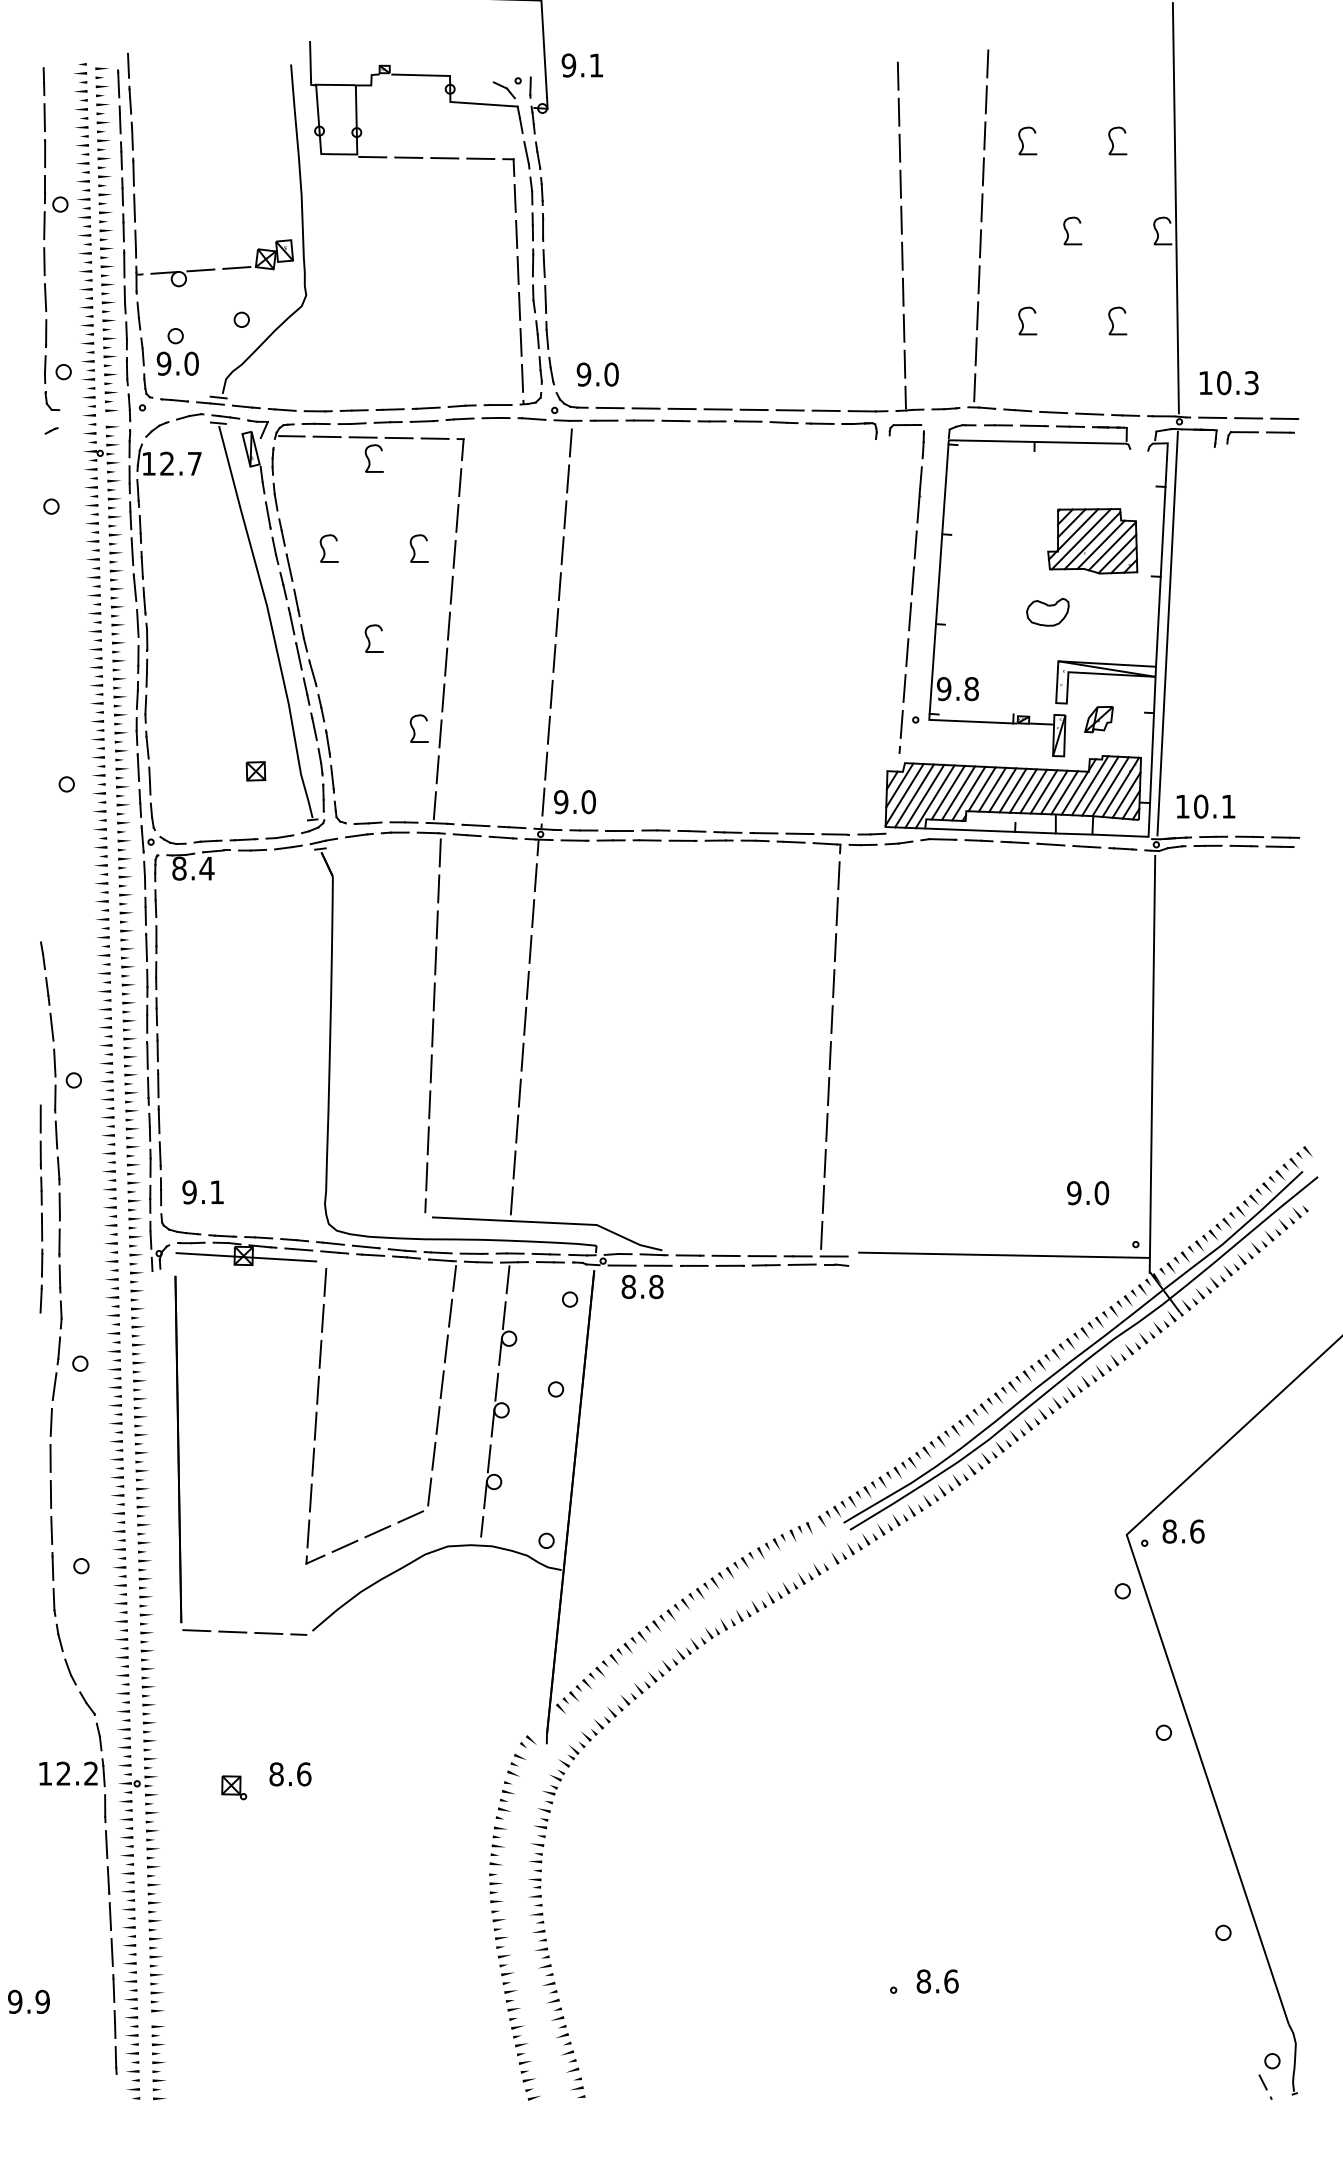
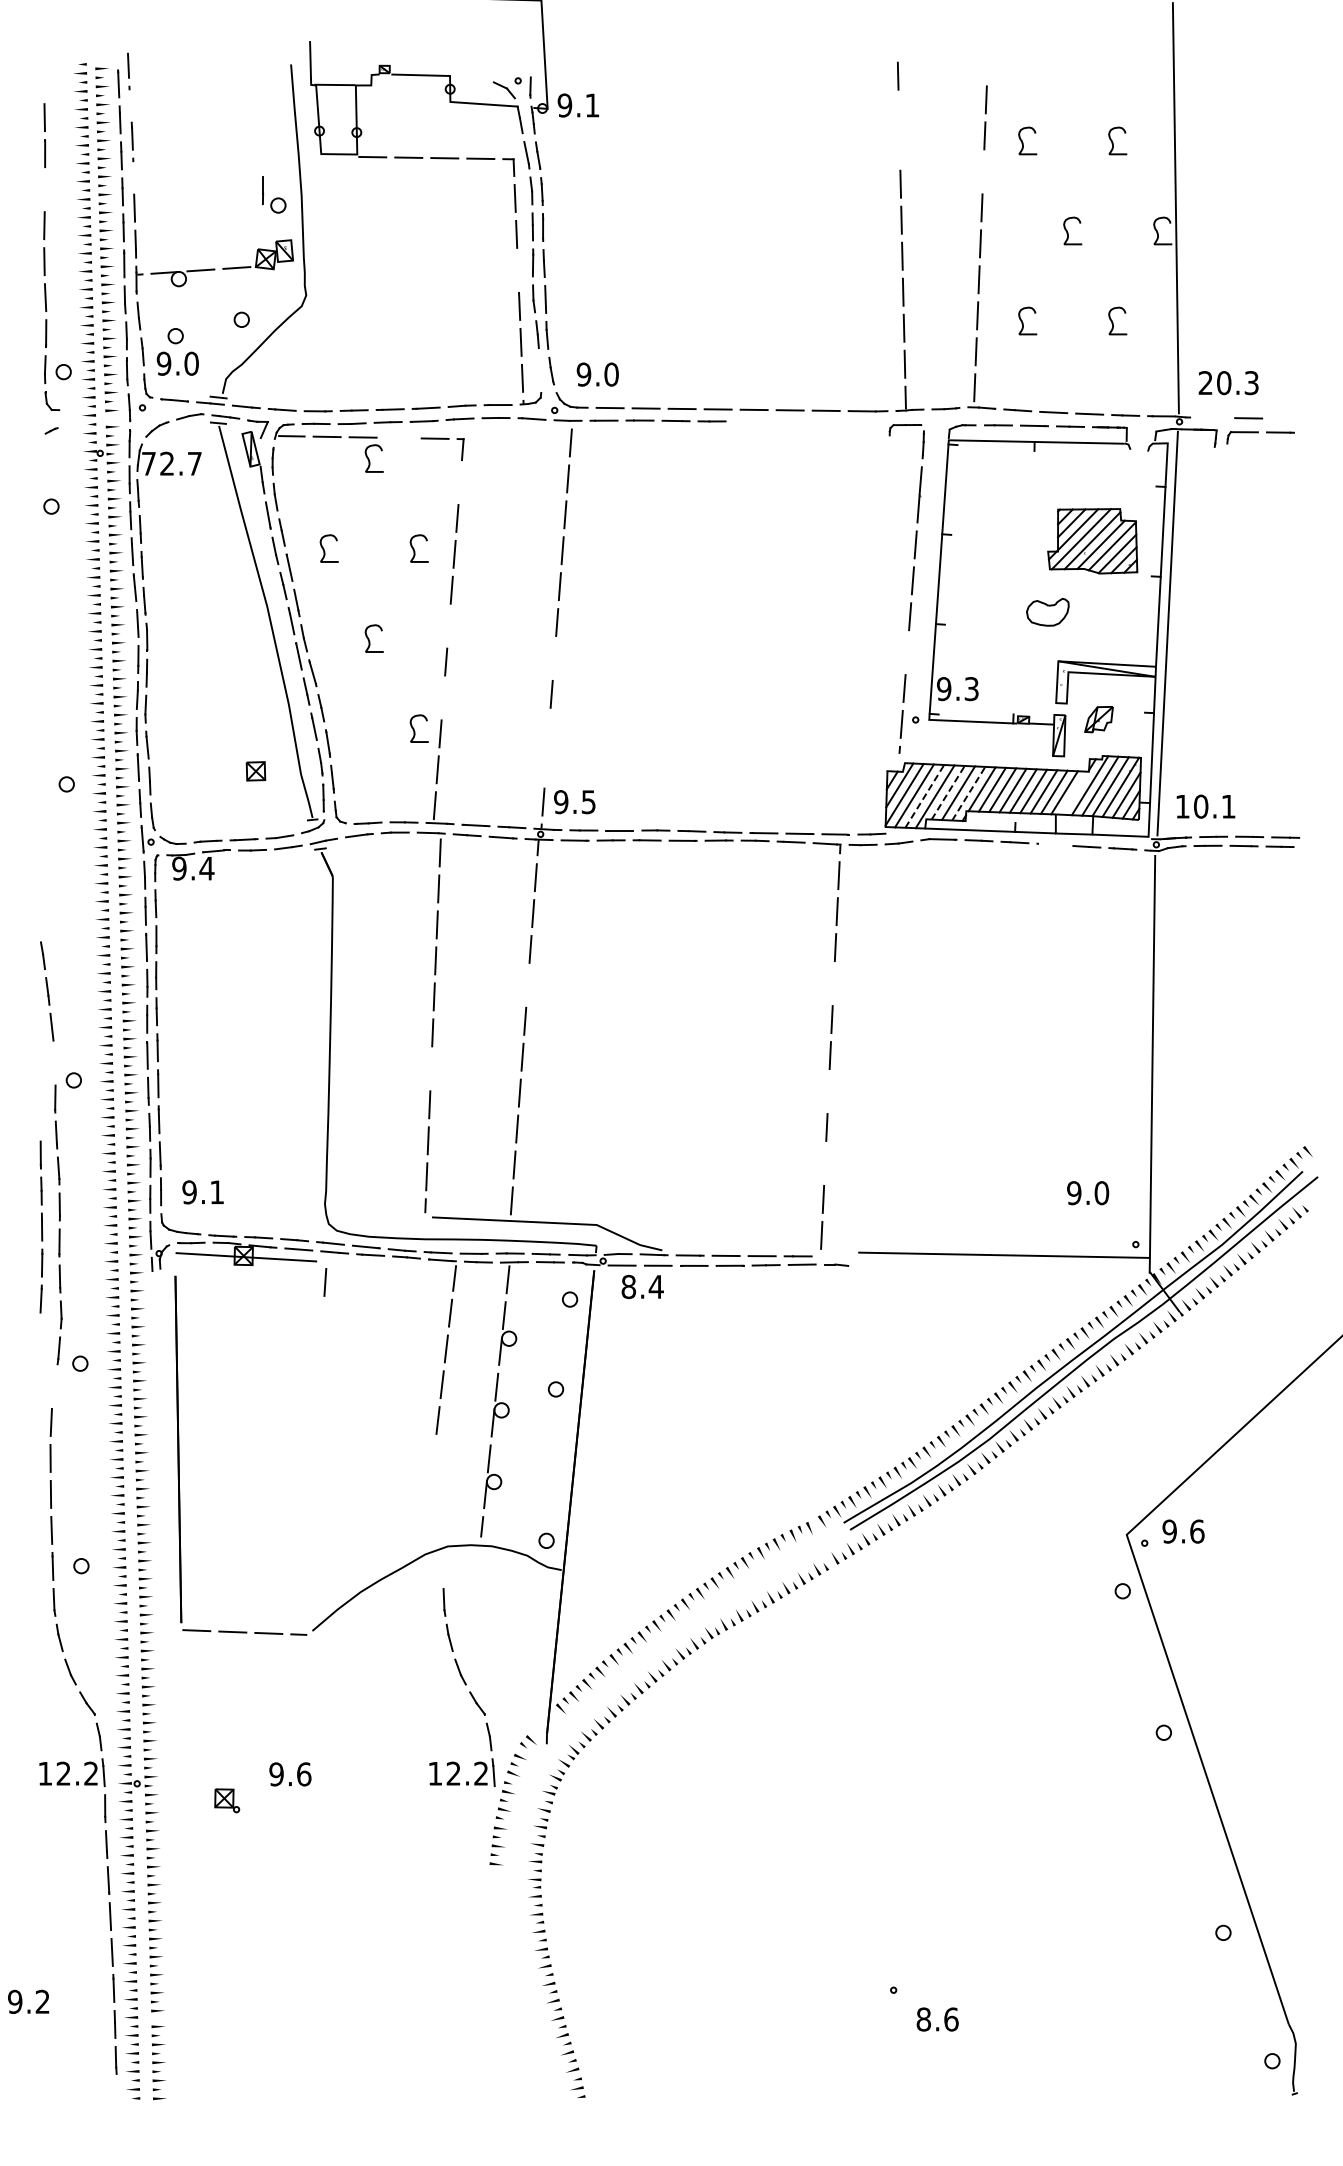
line: present -> none (987, 63)
text position: (582, 65) -> (578, 105) (578, 105)
line: present -> none (43, 81)
line: present -> none (130, 101)
line: present -> none (898, 111)
line: present -> none (899, 147)
line: present -> none (982, 171)
line: present -> none (133, 173)
part position: (56, 193) -> (274, 194) (274, 194)
line: present -> none (517, 269)
line: present -> none (540, 370)
text: 10.3 -> 20.3 (1205, 382)
line: present -> none (1212, 417)
line: present -> none (1284, 418)
part: present -> none (805, 429)
line: present -> none (398, 437)
text: 12.7 -> 72.7 (148, 463)
line: present -> none (460, 482)
line: present -> none (448, 625)
line: present -> none (907, 652)
line: present -> none (554, 658)
text: 9.8 -> 9.3 (971, 689)
line: present -> none (443, 697)
line: present -> none (548, 729)
line: present -> none (546, 765)
line: solid -> dashed (948, 792)
line: present -> none (1074, 792)
line: solid -> dashed (969, 793)
line: solid -> dashed (924, 796)
text: 9.0 -> 9.5 (588, 802)
line: present -> none (1051, 844)
text: 8.4 -> 9.4 (179, 868)
line: present -> none (833, 983)
line: present -> none (527, 985)
line: present -> none (54, 1062)
line: present -> none (430, 1068)
line: present -> none (828, 1091)
line: present -> none (40, 1118)
line: present -> none (824, 1162)
line: present -> none (833, 1256)
text: 8.8 -> 8.4 (655, 1286)
line: present -> none (54, 1386)
part: present -> none (316, 1433)
text: 8.6 -> 9.6 (1169, 1531)
part: none -> present (462, 1687)
text: 8.6 -> 9.6 (276, 1774)
part position: (234, 1787) -> (227, 1800) (227, 1800)
text position: (937, 1981) -> (937, 2019) (937, 2019)
part: present -> none (514, 1986)
text: 9.9 -> 9.2 (42, 2001)
line: present -> none (1265, 2086)
